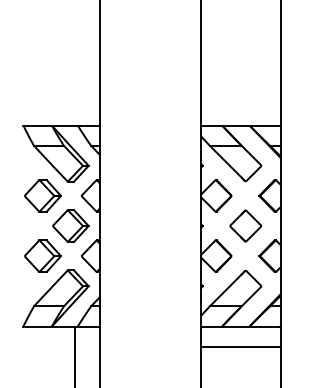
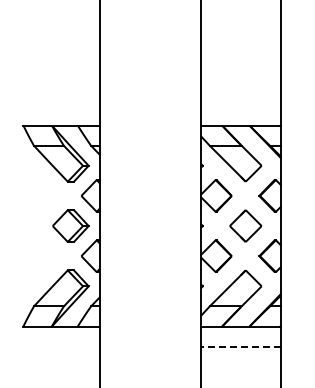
part: present -> none (42, 195)
part: present -> none (42, 255)
line: solid -> dashed (240, 346)
line: present -> none (74, 355)
